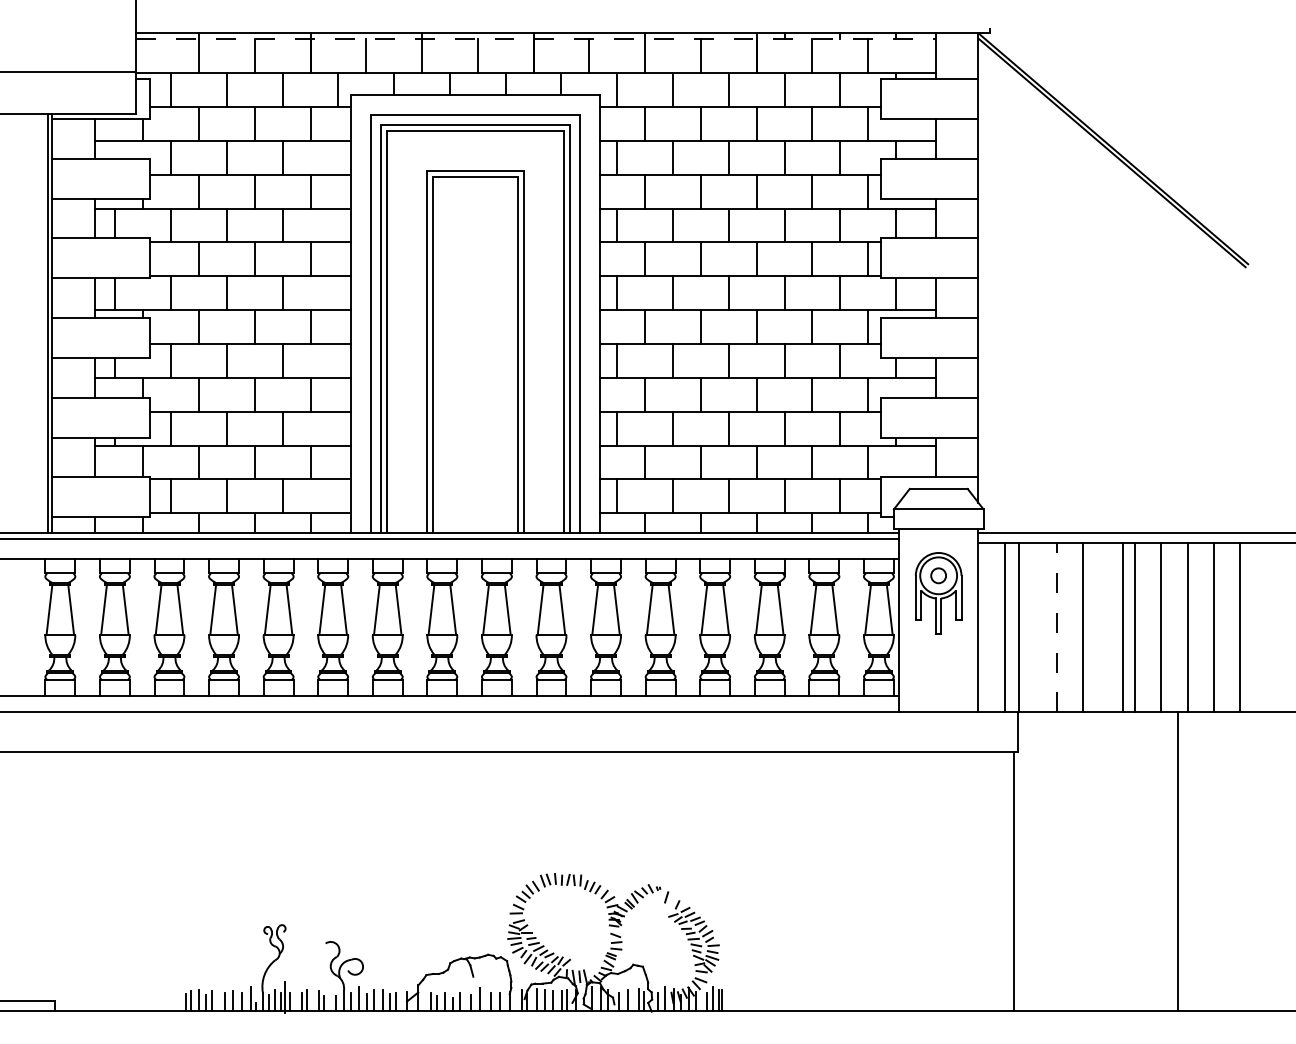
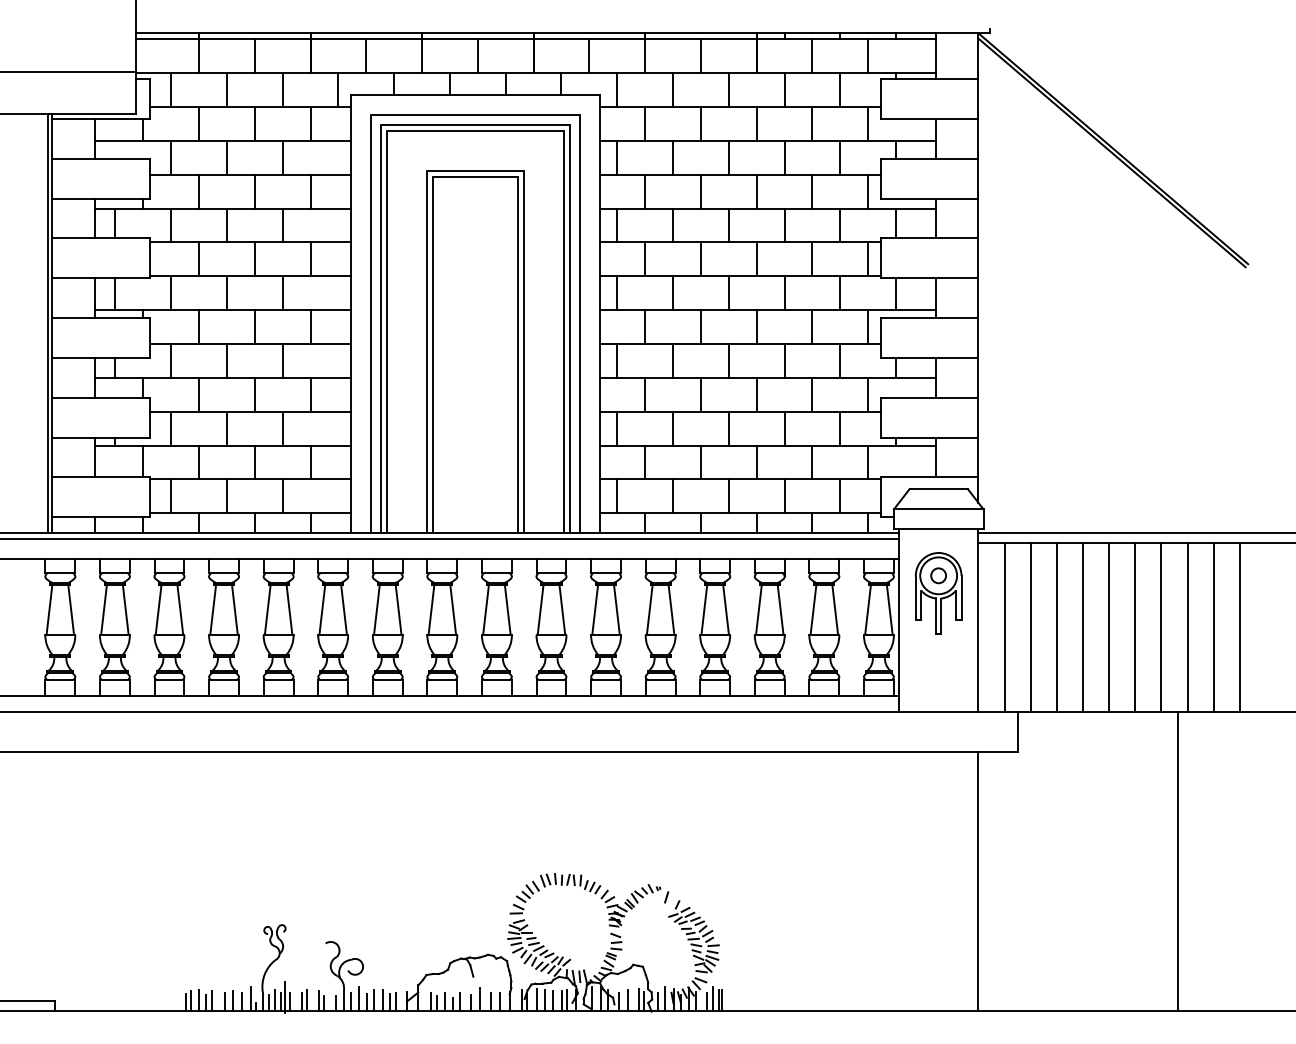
line: dashed -> solid (535, 39)
line position: (1018, 627) -> (1030, 627) (1030, 627)
line: dashed -> solid (1056, 627)
line position: (1123, 627) -> (1109, 627) (1109, 627)
line position: (1014, 881) -> (978, 881) (978, 881)
